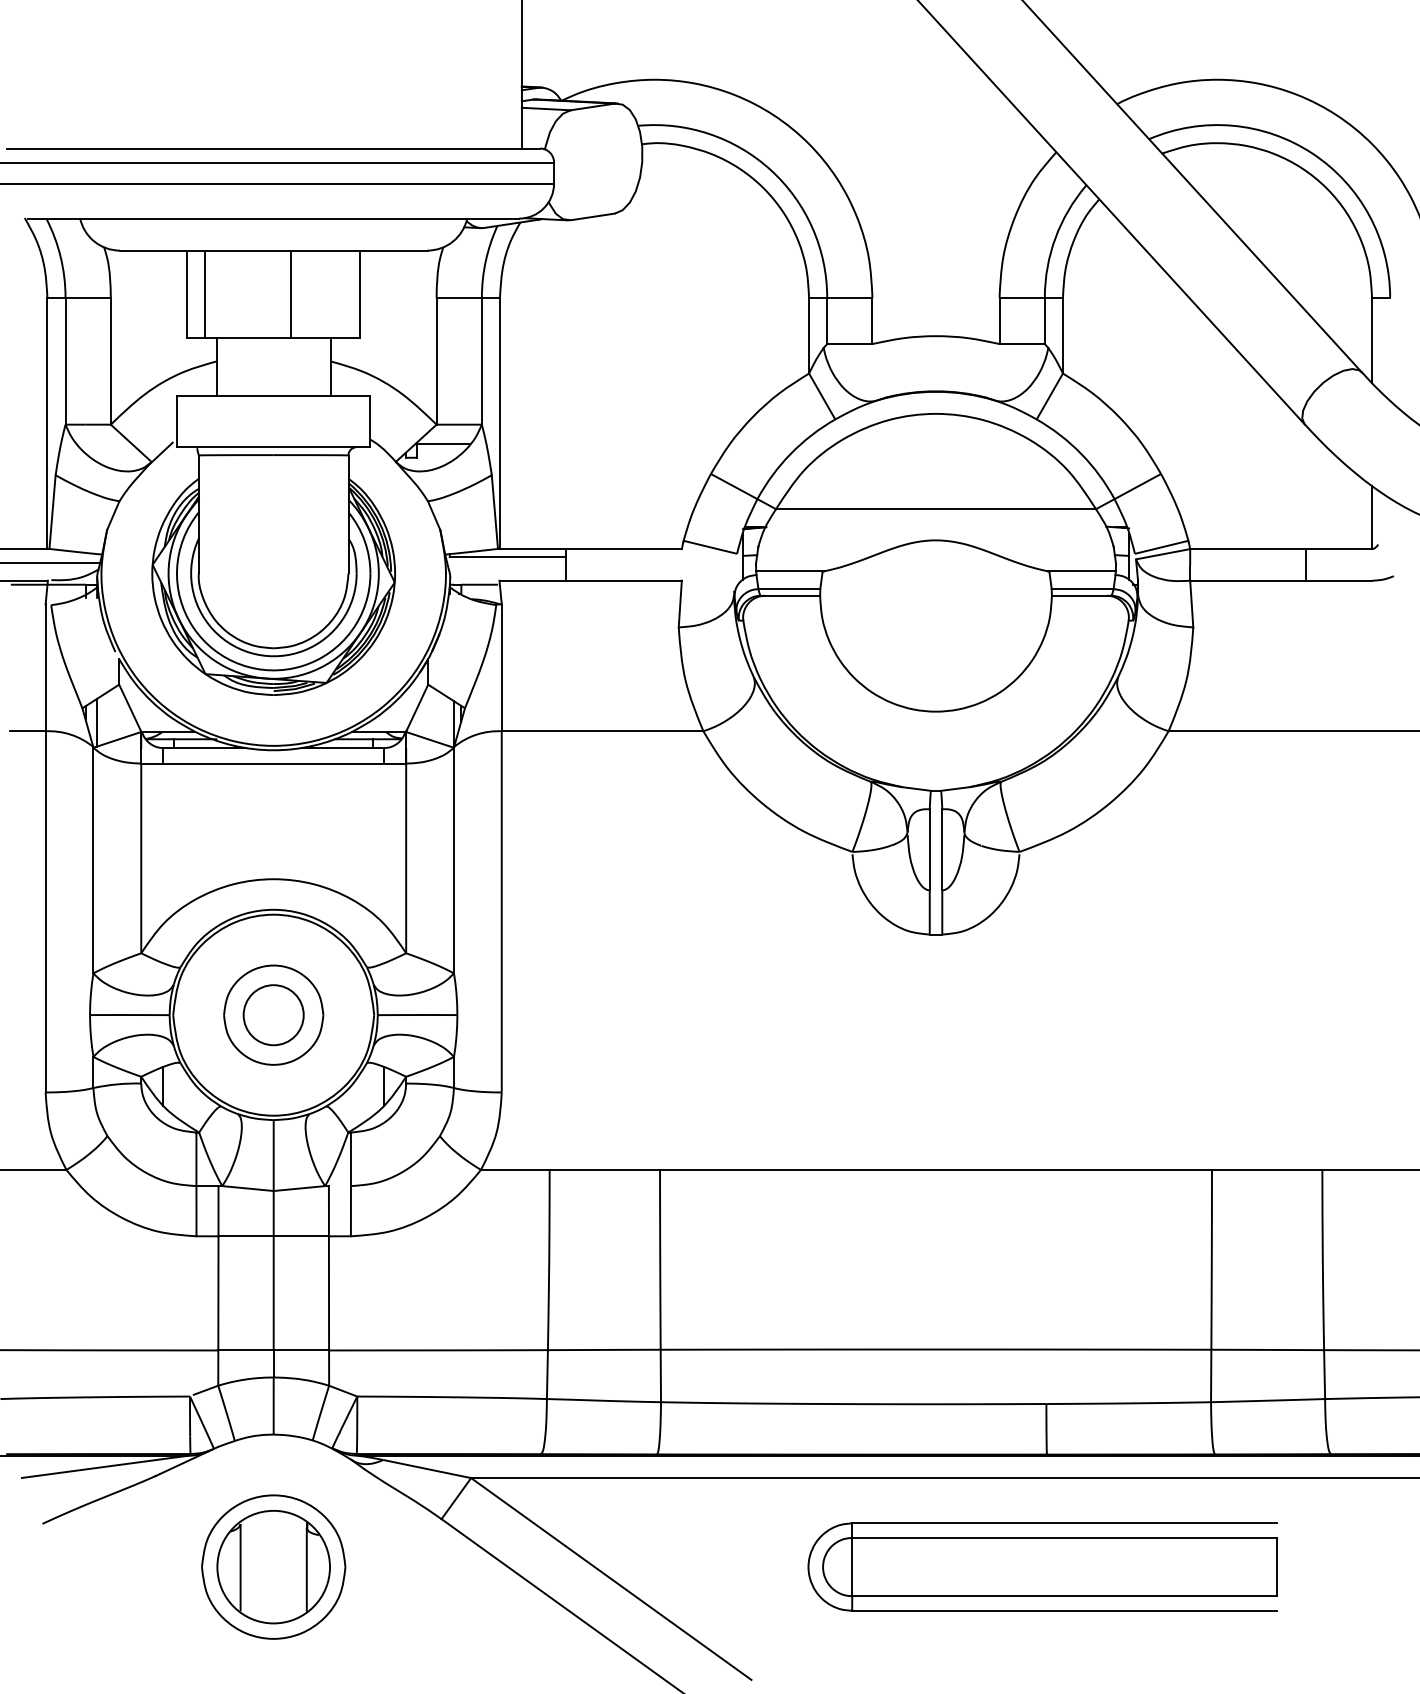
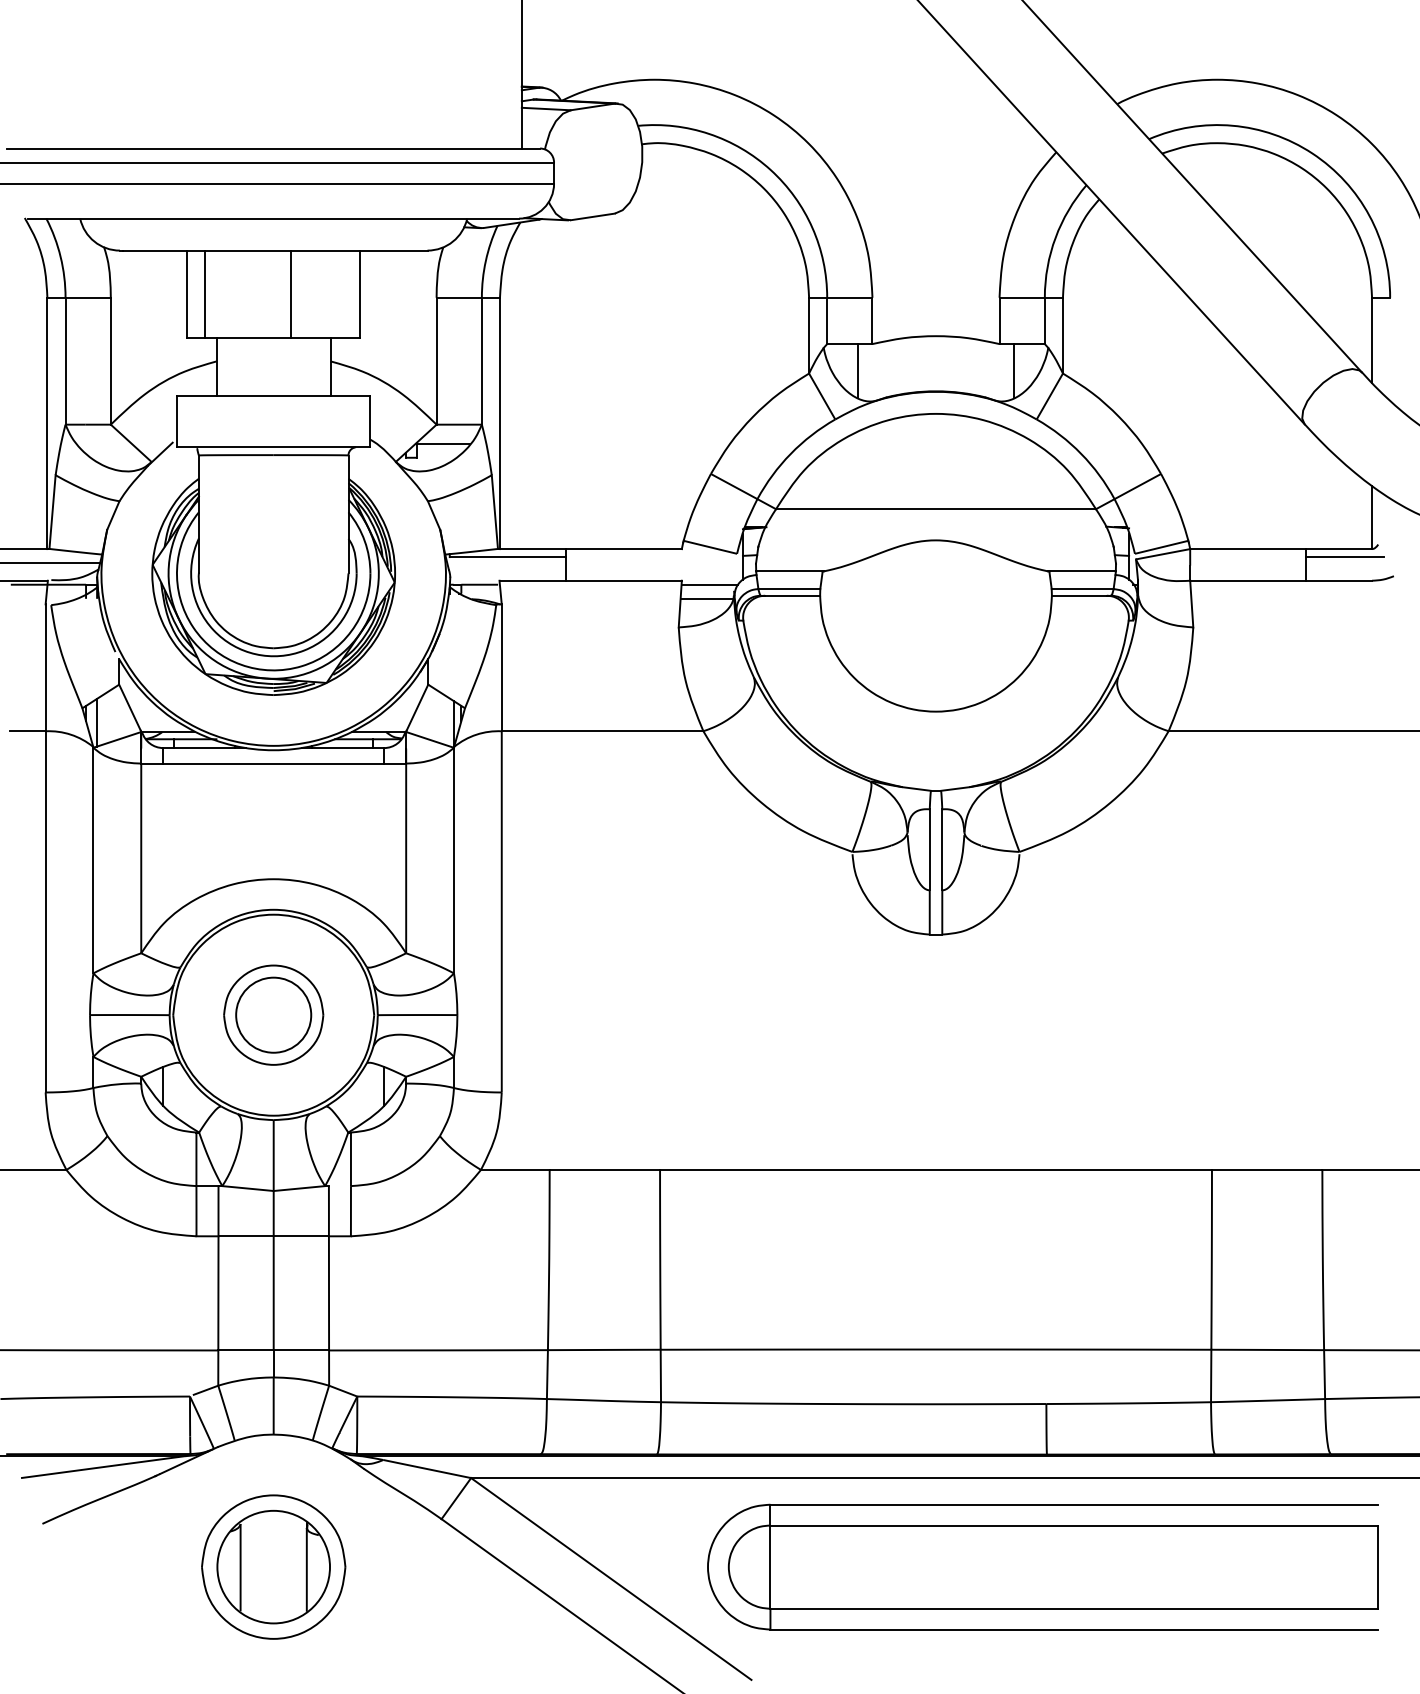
line: none -> present (858, 371)
line: none -> present (1013, 371)
line: none -> present (1344, 557)
line: none -> present (709, 584)
line: none -> present (706, 598)
circle diameter: 60 px -> 75 px (273, 1014)
part size: 471x90 px -> 672x128 px (1042, 1566)
